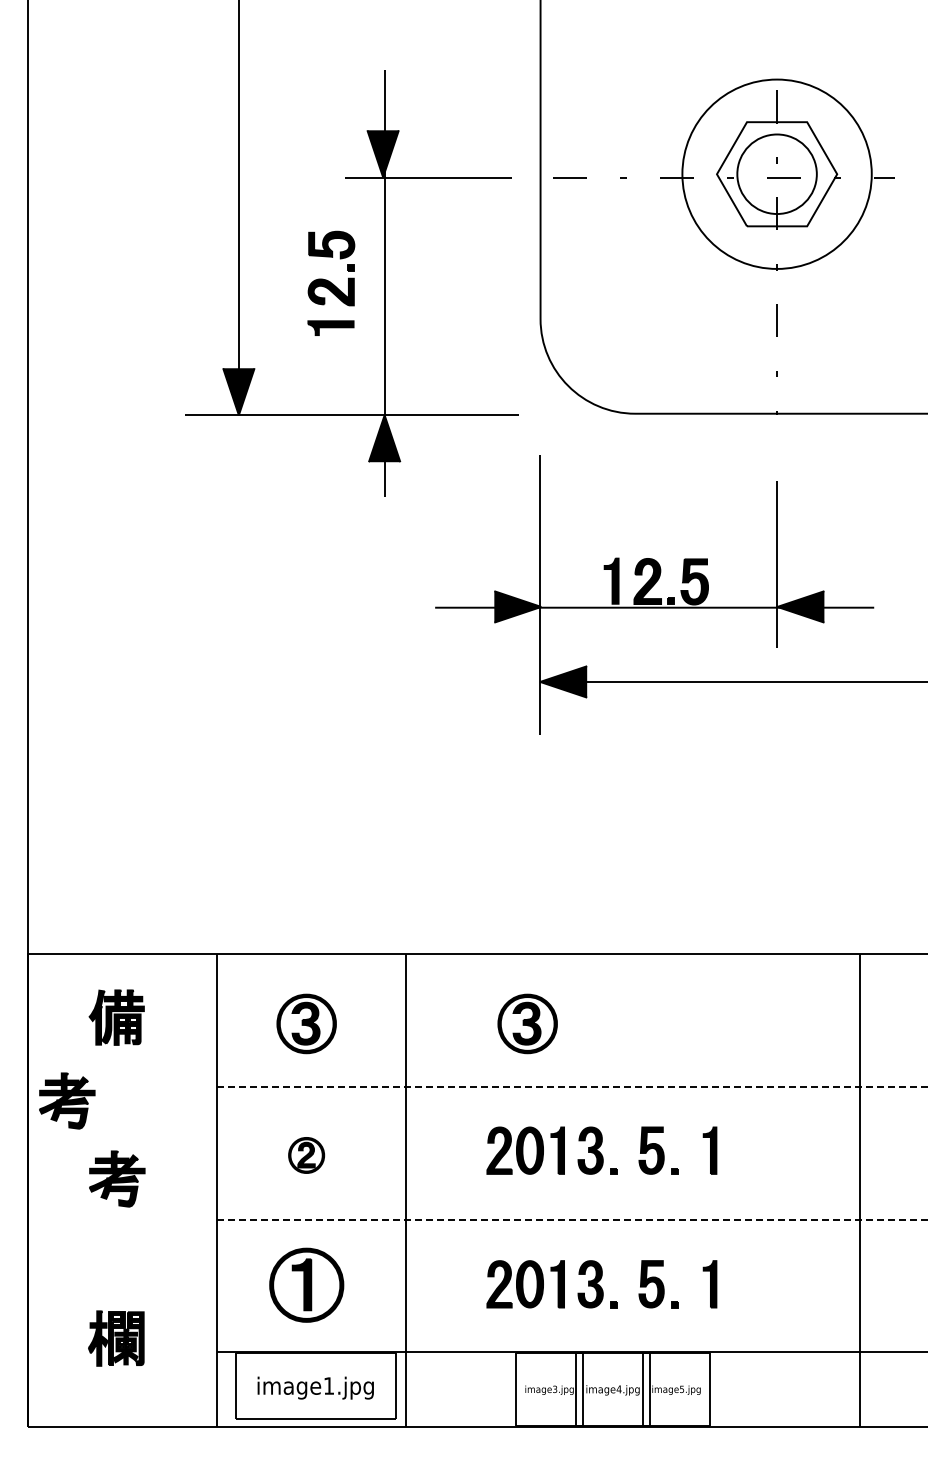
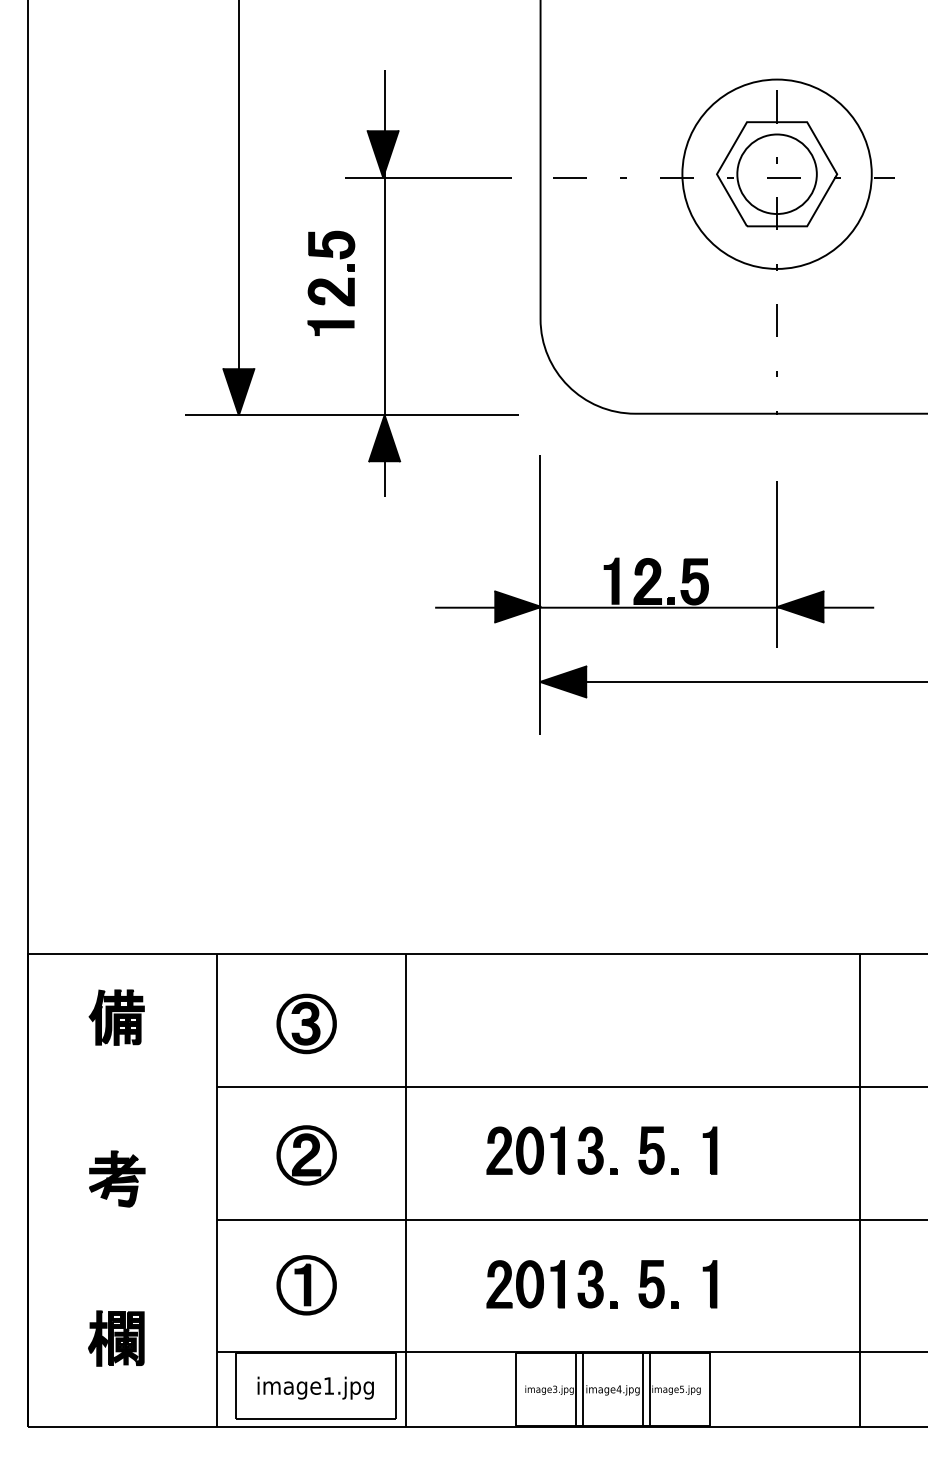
part: present -> none (527, 1023)
line: dashed -> solid (572, 1086)
part: present -> none (67, 1100)
part size: 38x37 px -> 61x61 px (306, 1155)
line: dashed -> solid (572, 1220)
part size: 76x76 px -> 61x61 px (306, 1285)
